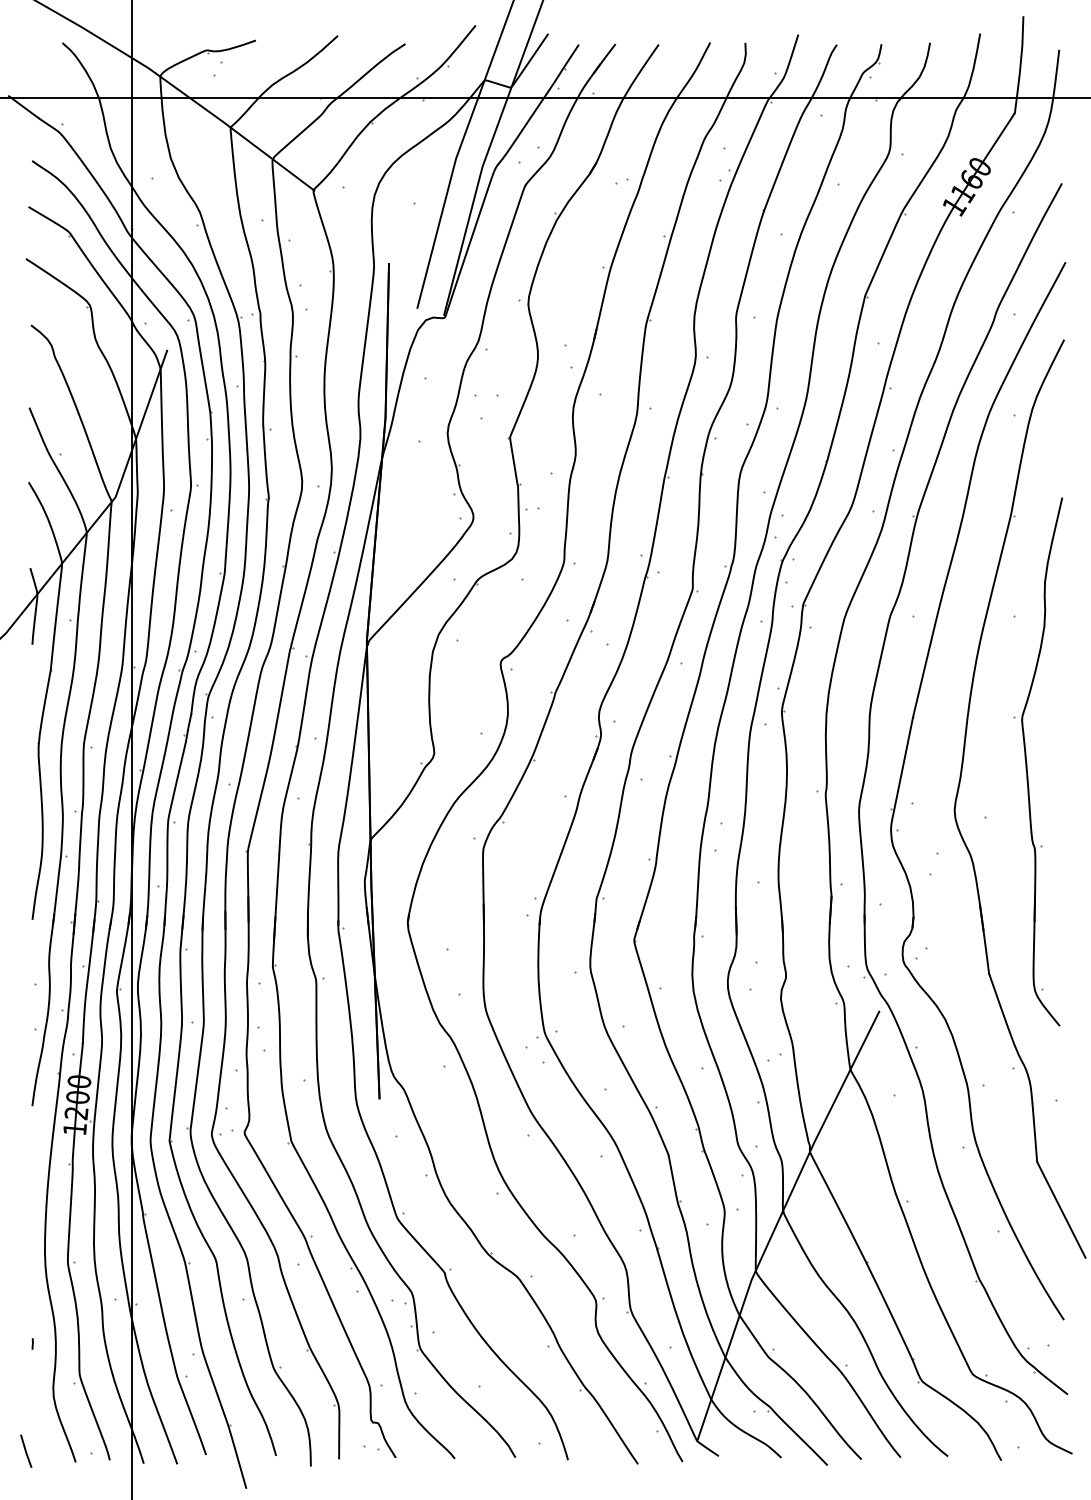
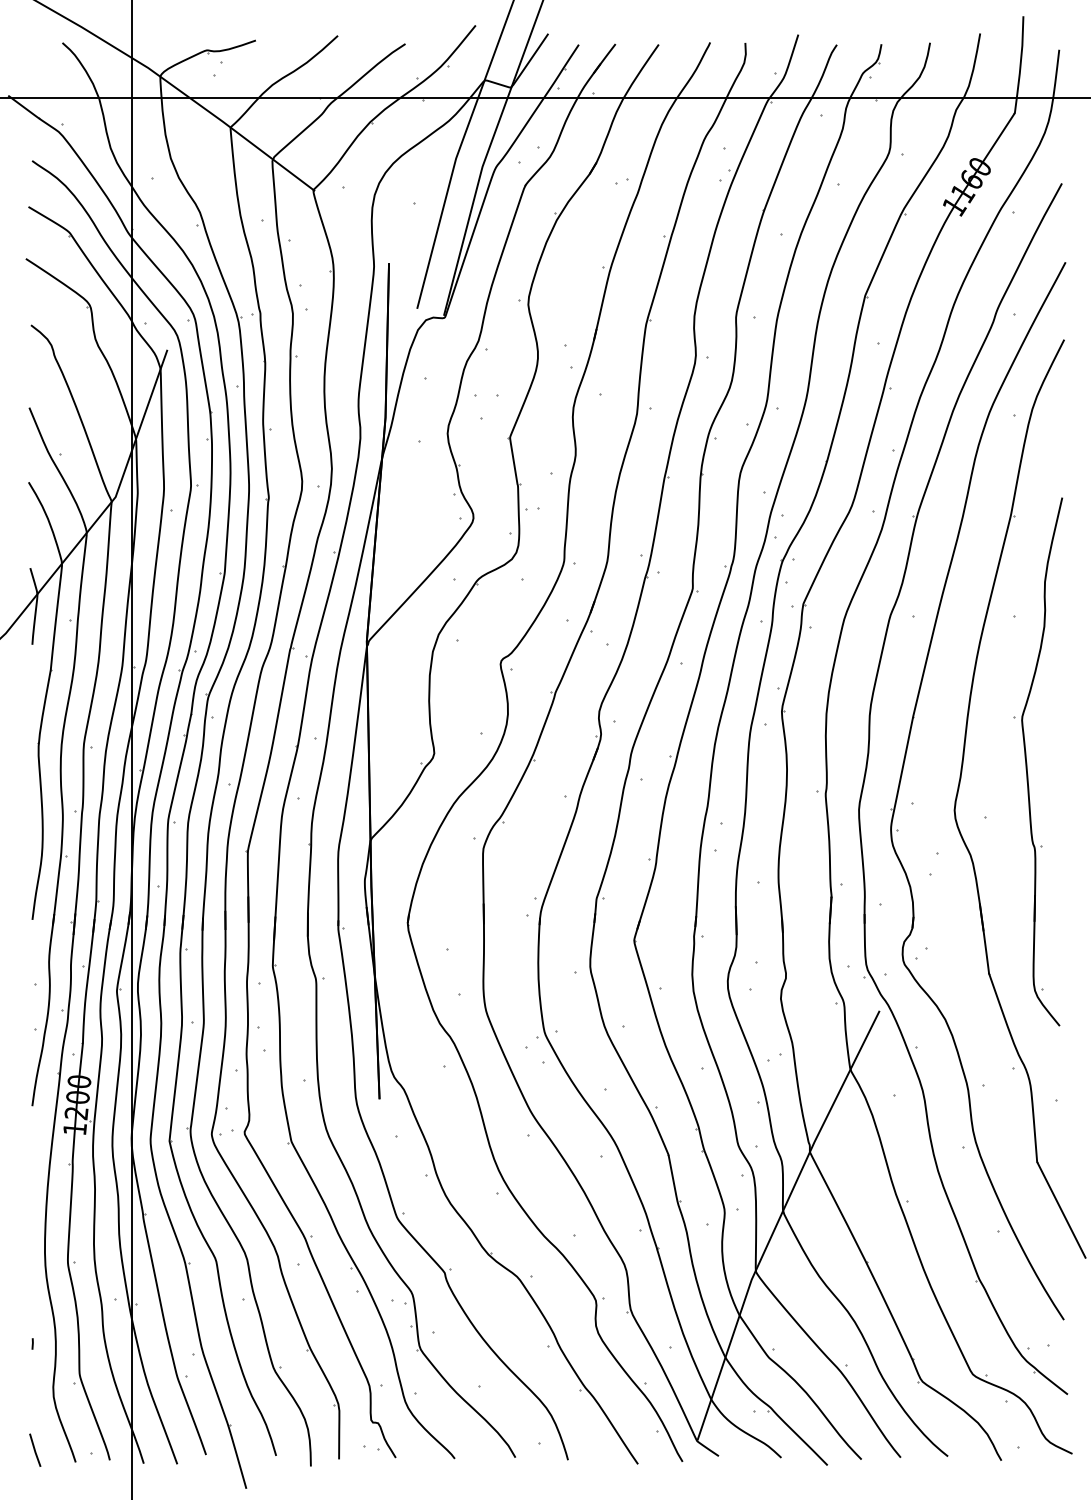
line position: (26, 1450) -> (35, 1449) (35, 1449)
